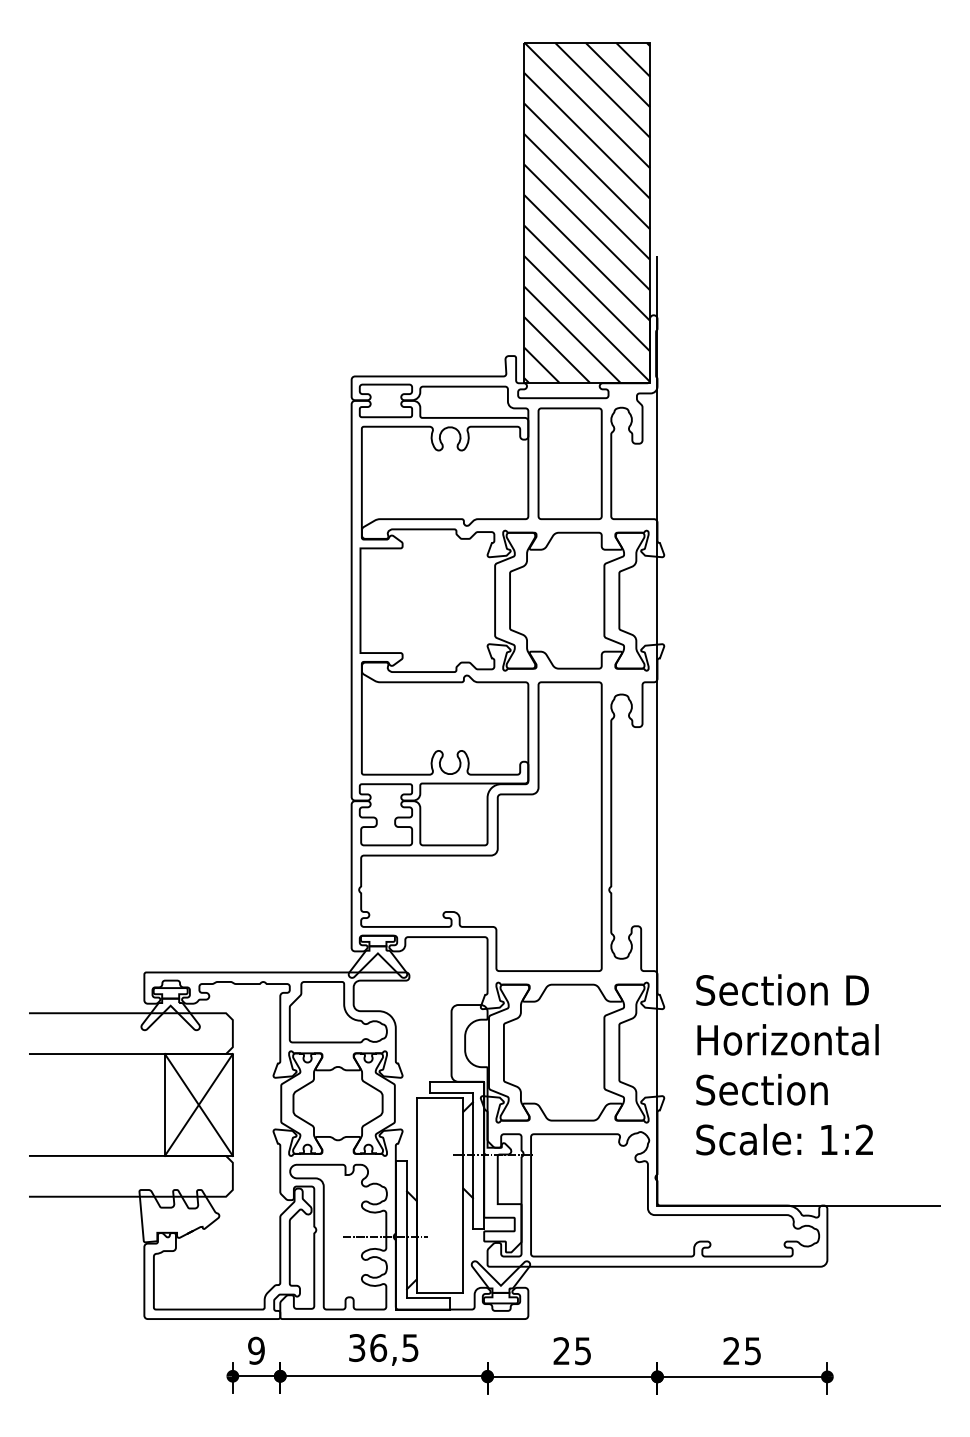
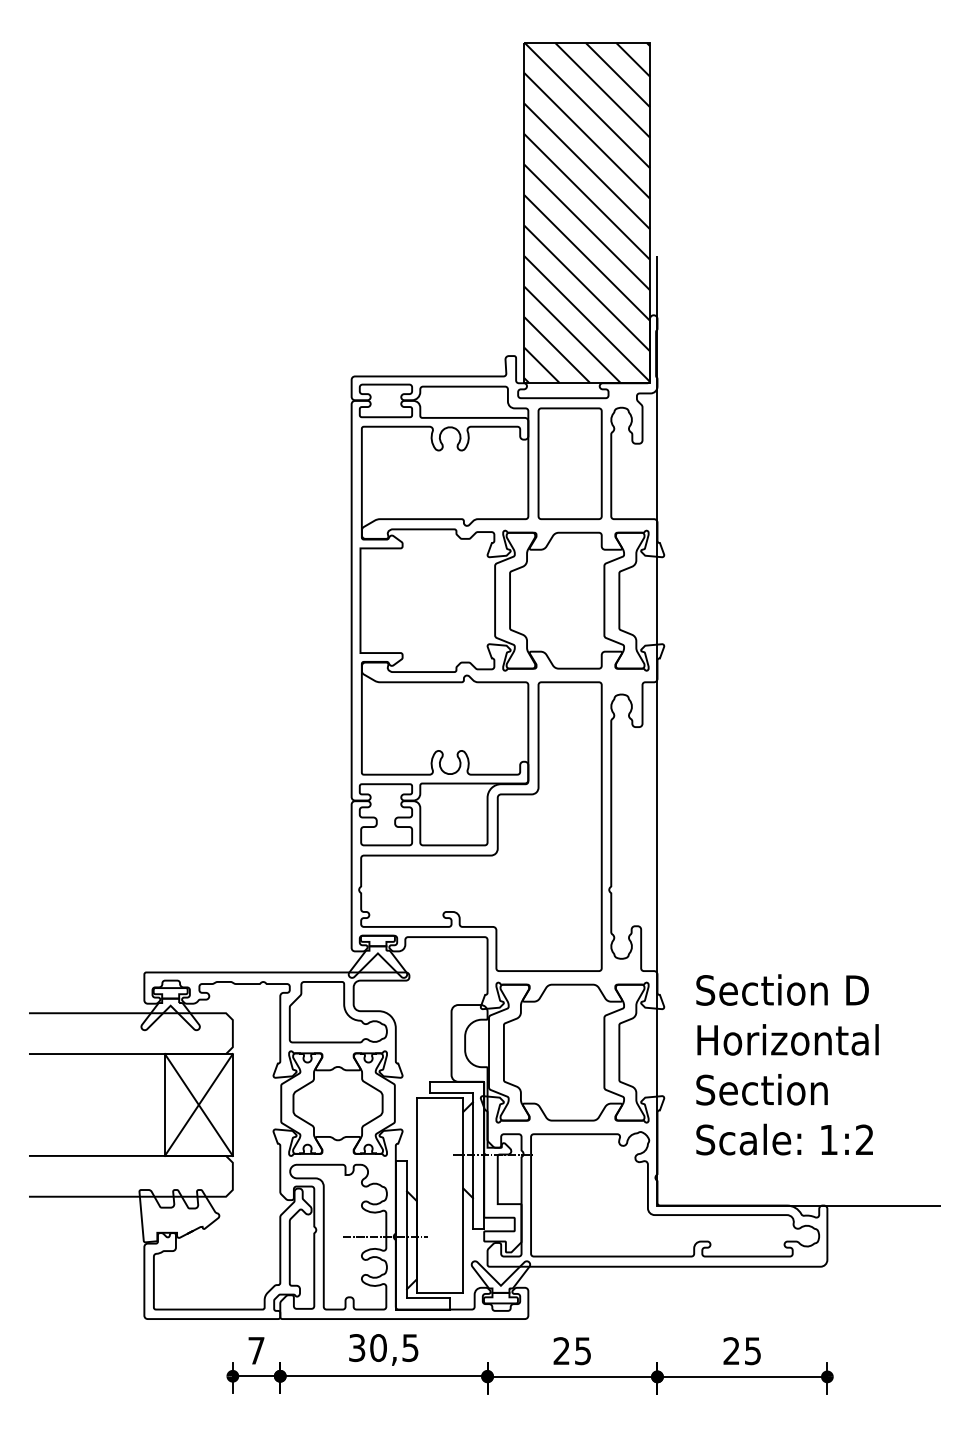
text: 36,5 -> 30,5 (378, 1347)
text: 9 -> 7 (256, 1350)
